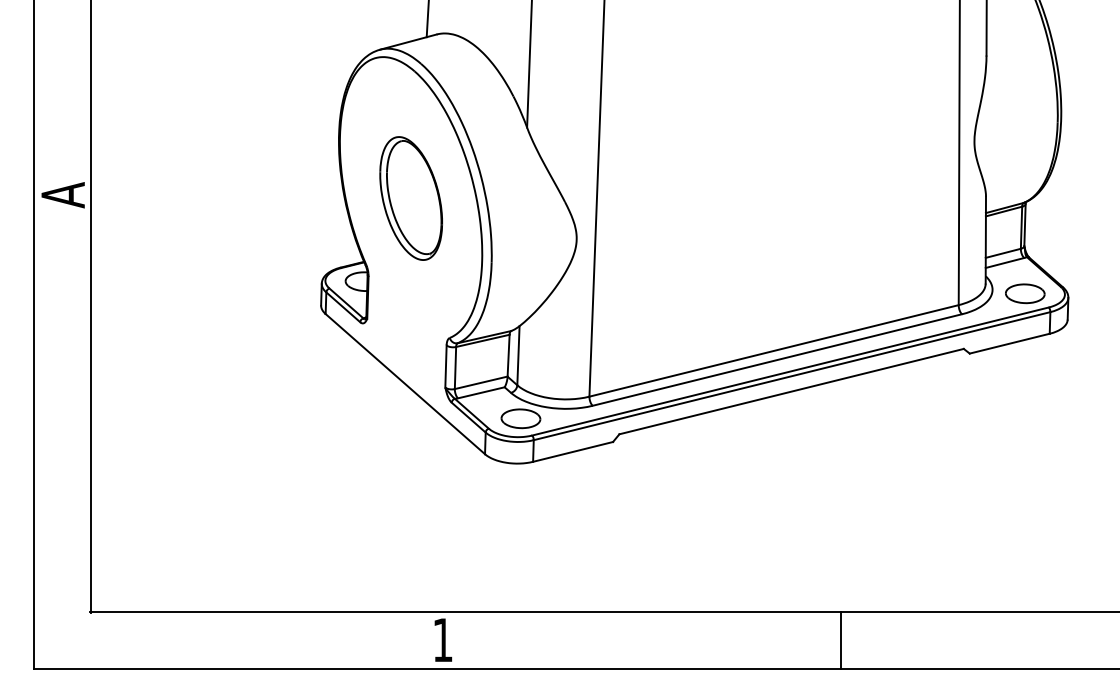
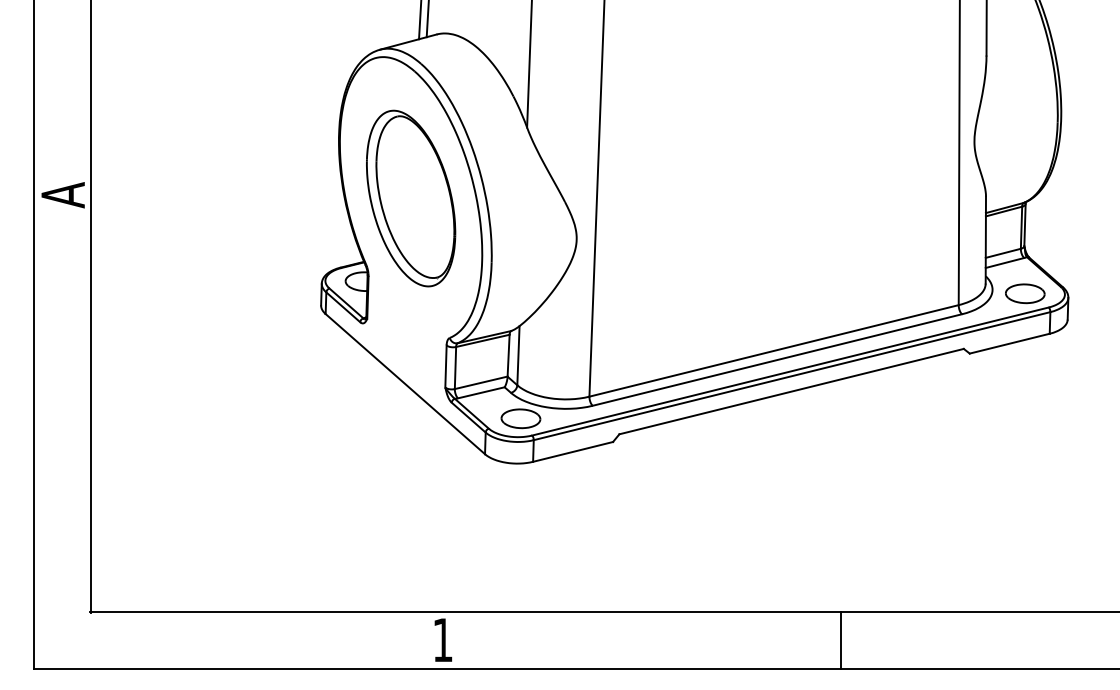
line: none -> present (420, 20)
part size: 64x125 px -> 91x179 px (411, 198)
